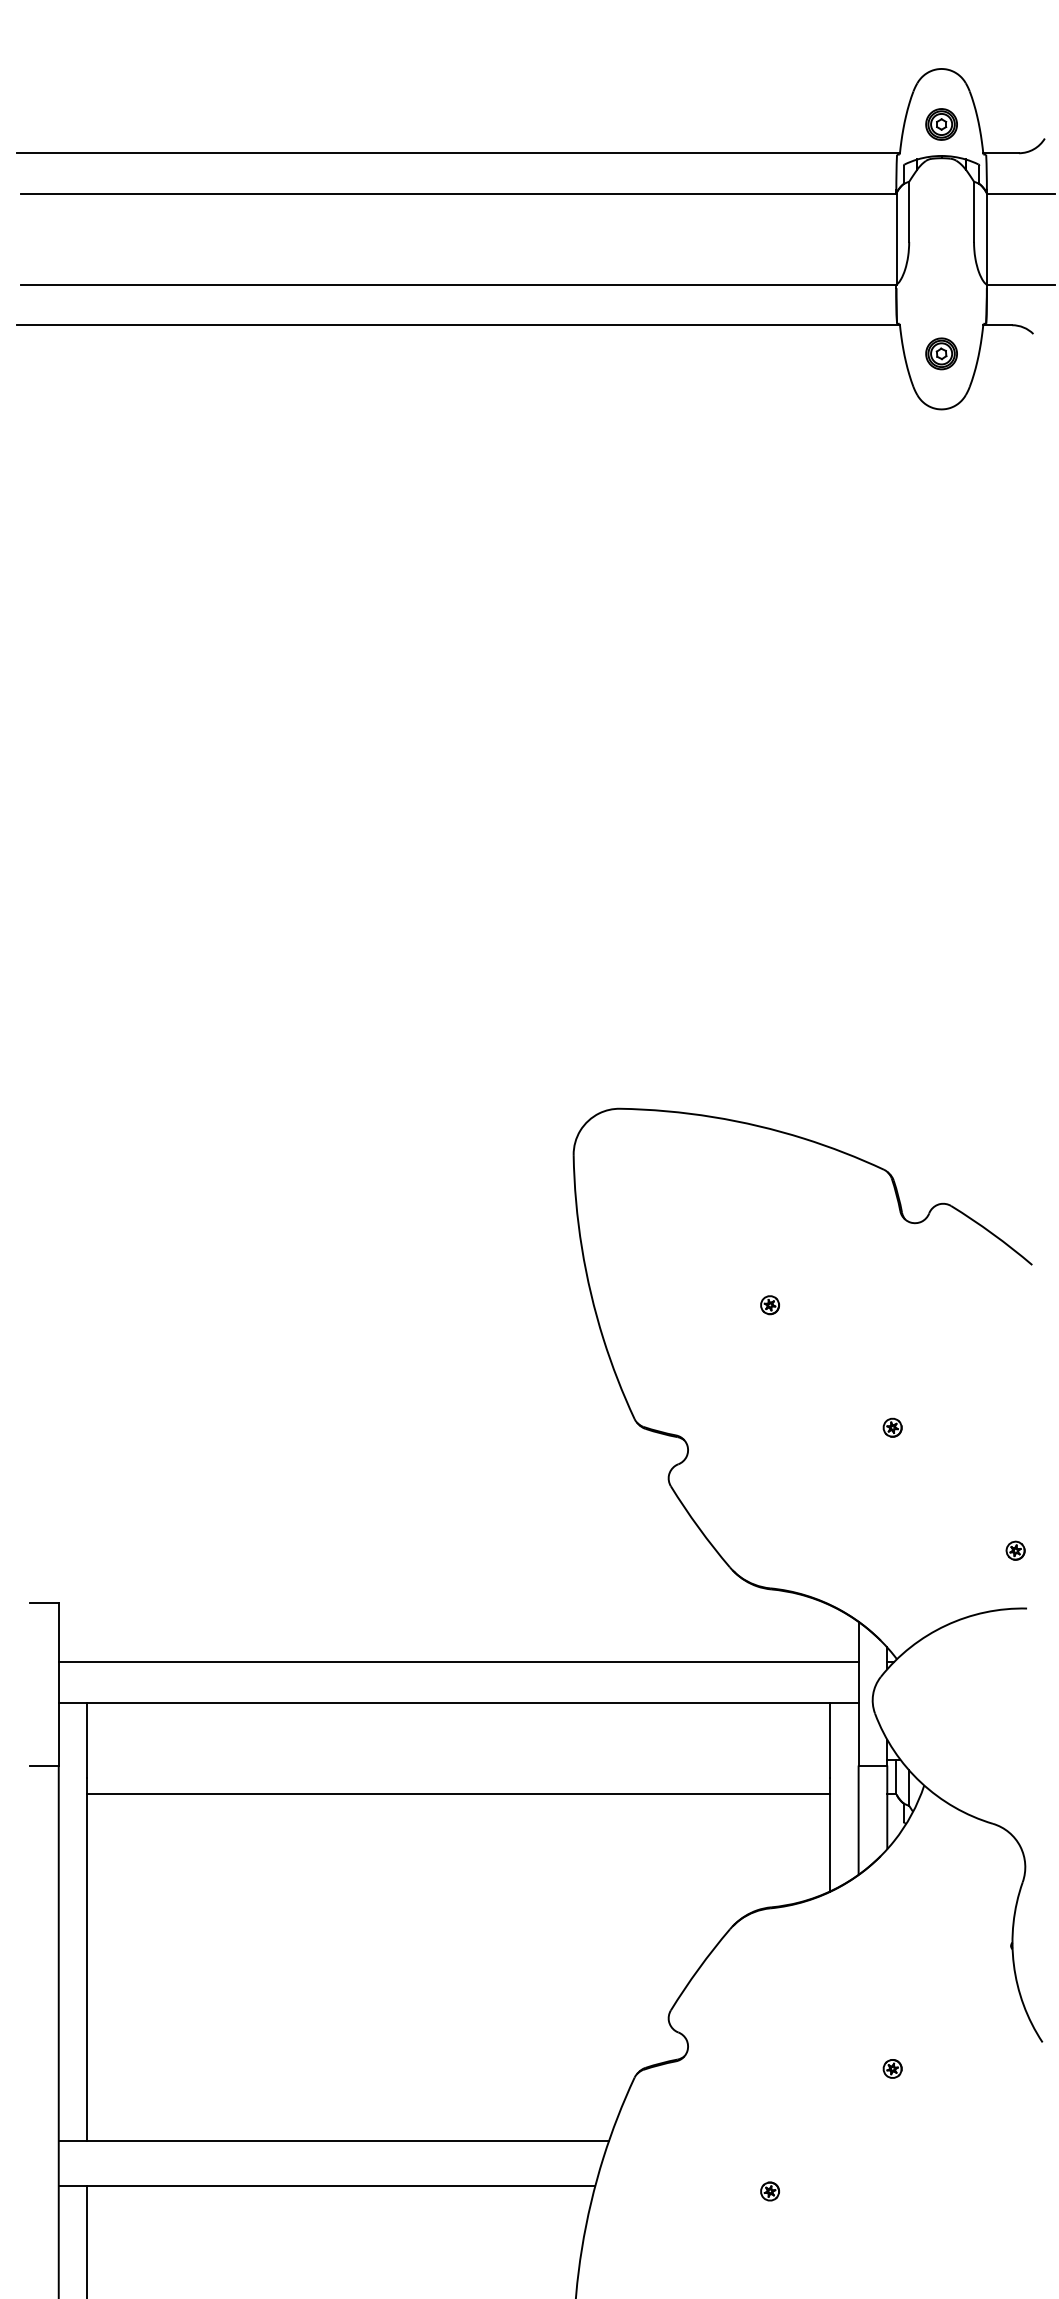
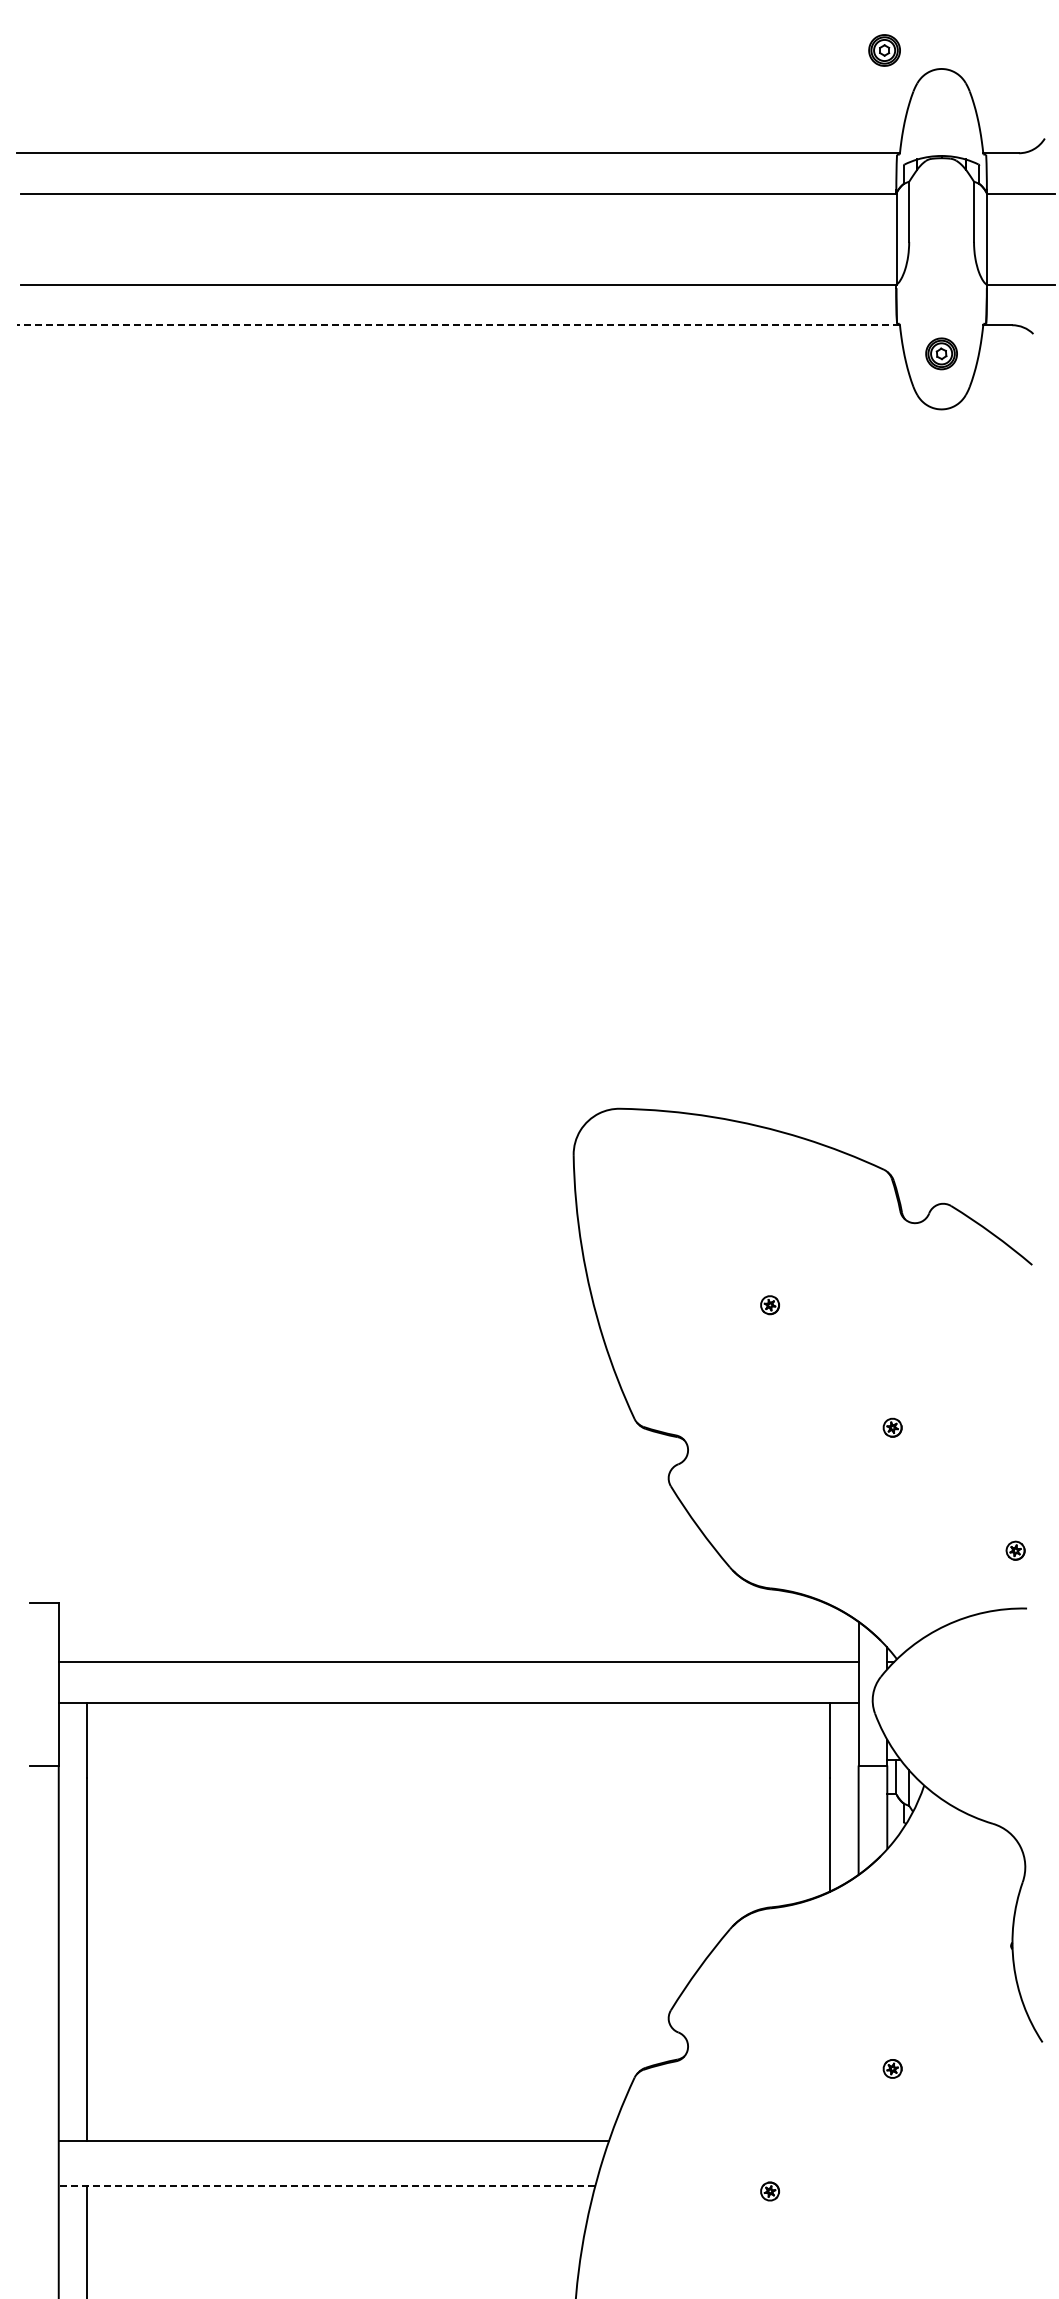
part position: (941, 124) -> (884, 50) (884, 50)
line: solid -> dashed (458, 325)
line: present -> none (458, 1793)
line: solid -> dashed (326, 2186)
